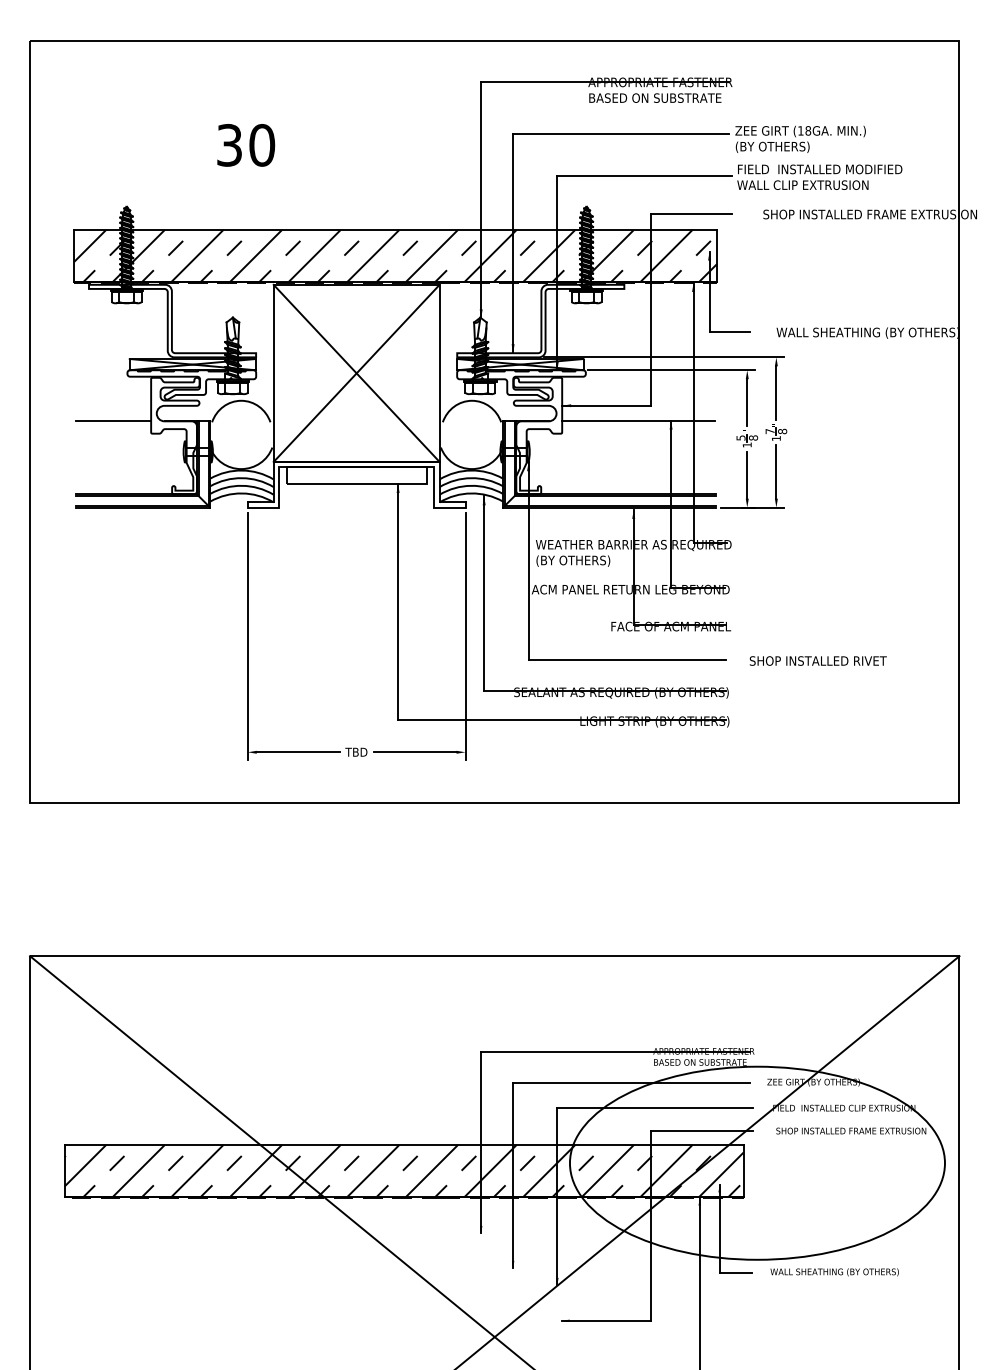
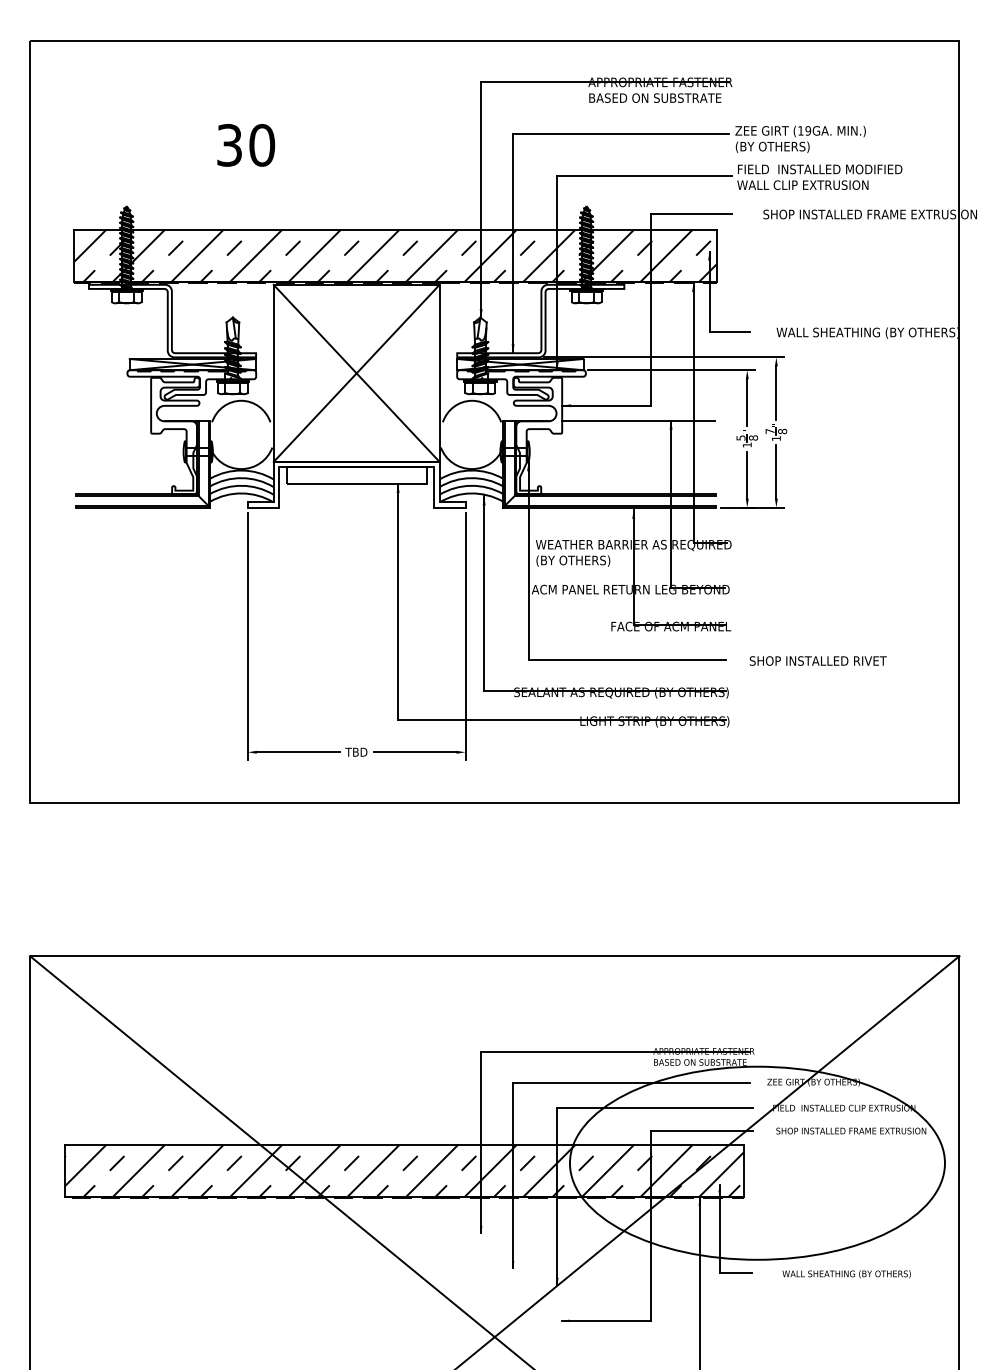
text: (18GA. -> (19GA. (808, 130)
line: present -> none (113, 421)
text position: (834, 1272) -> (846, 1274) (846, 1274)
